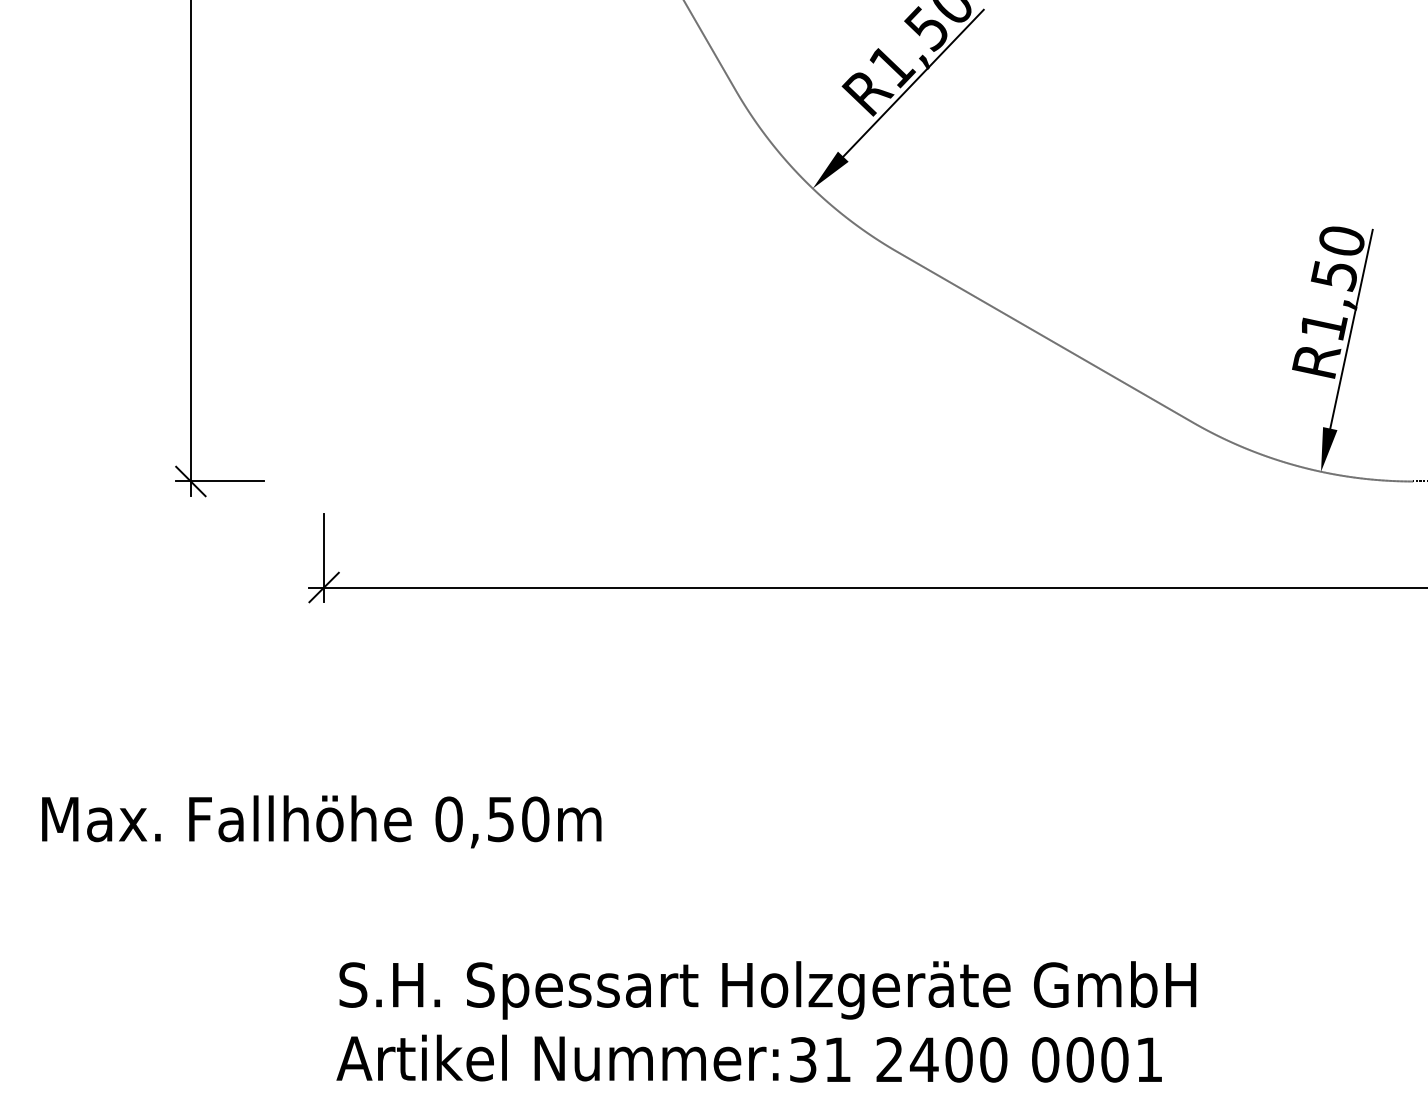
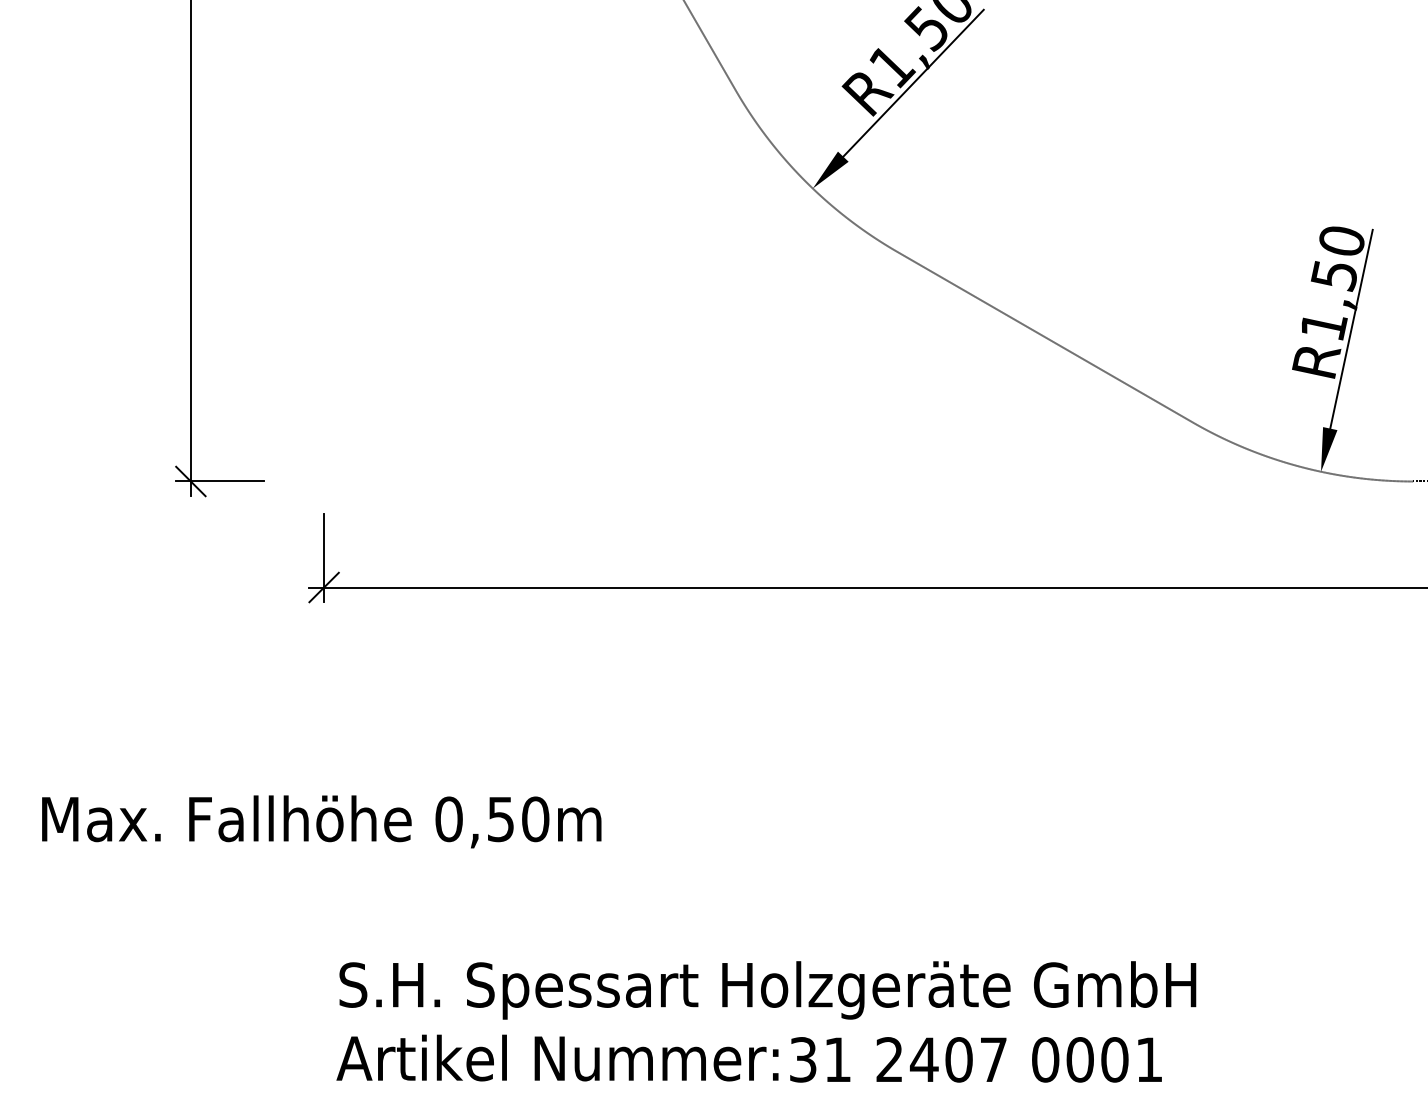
text: 2400 -> 2407 (993, 1059)
